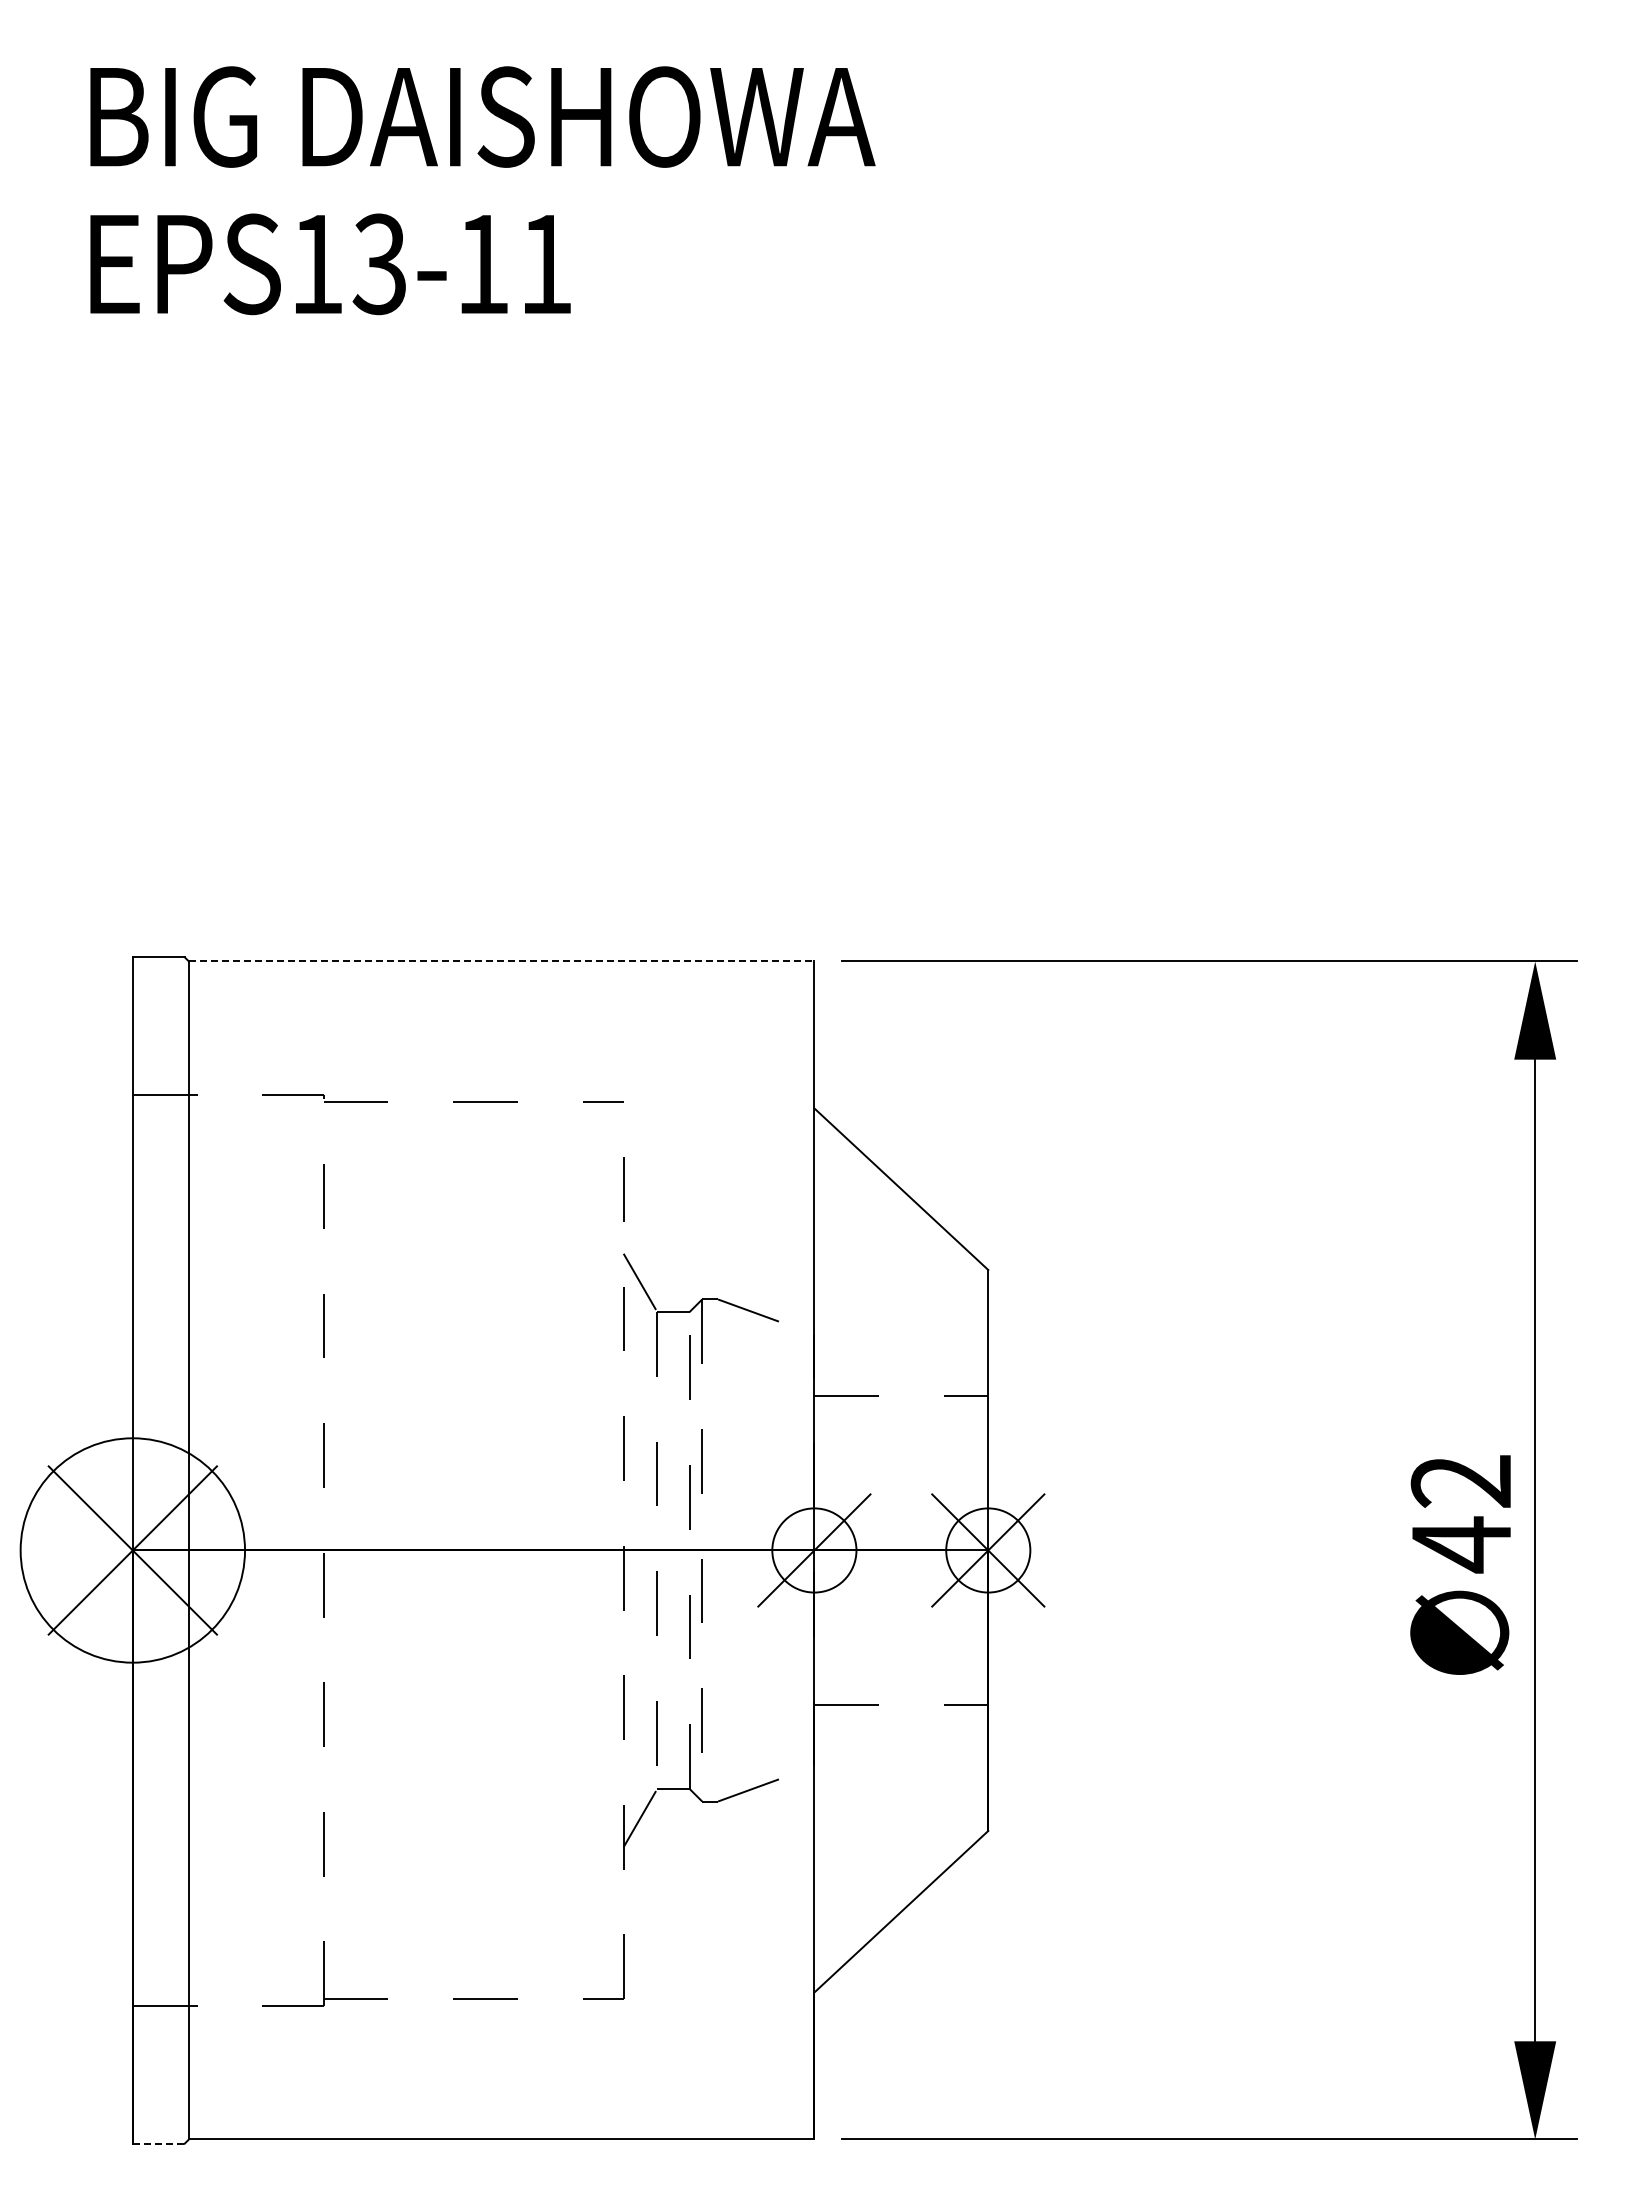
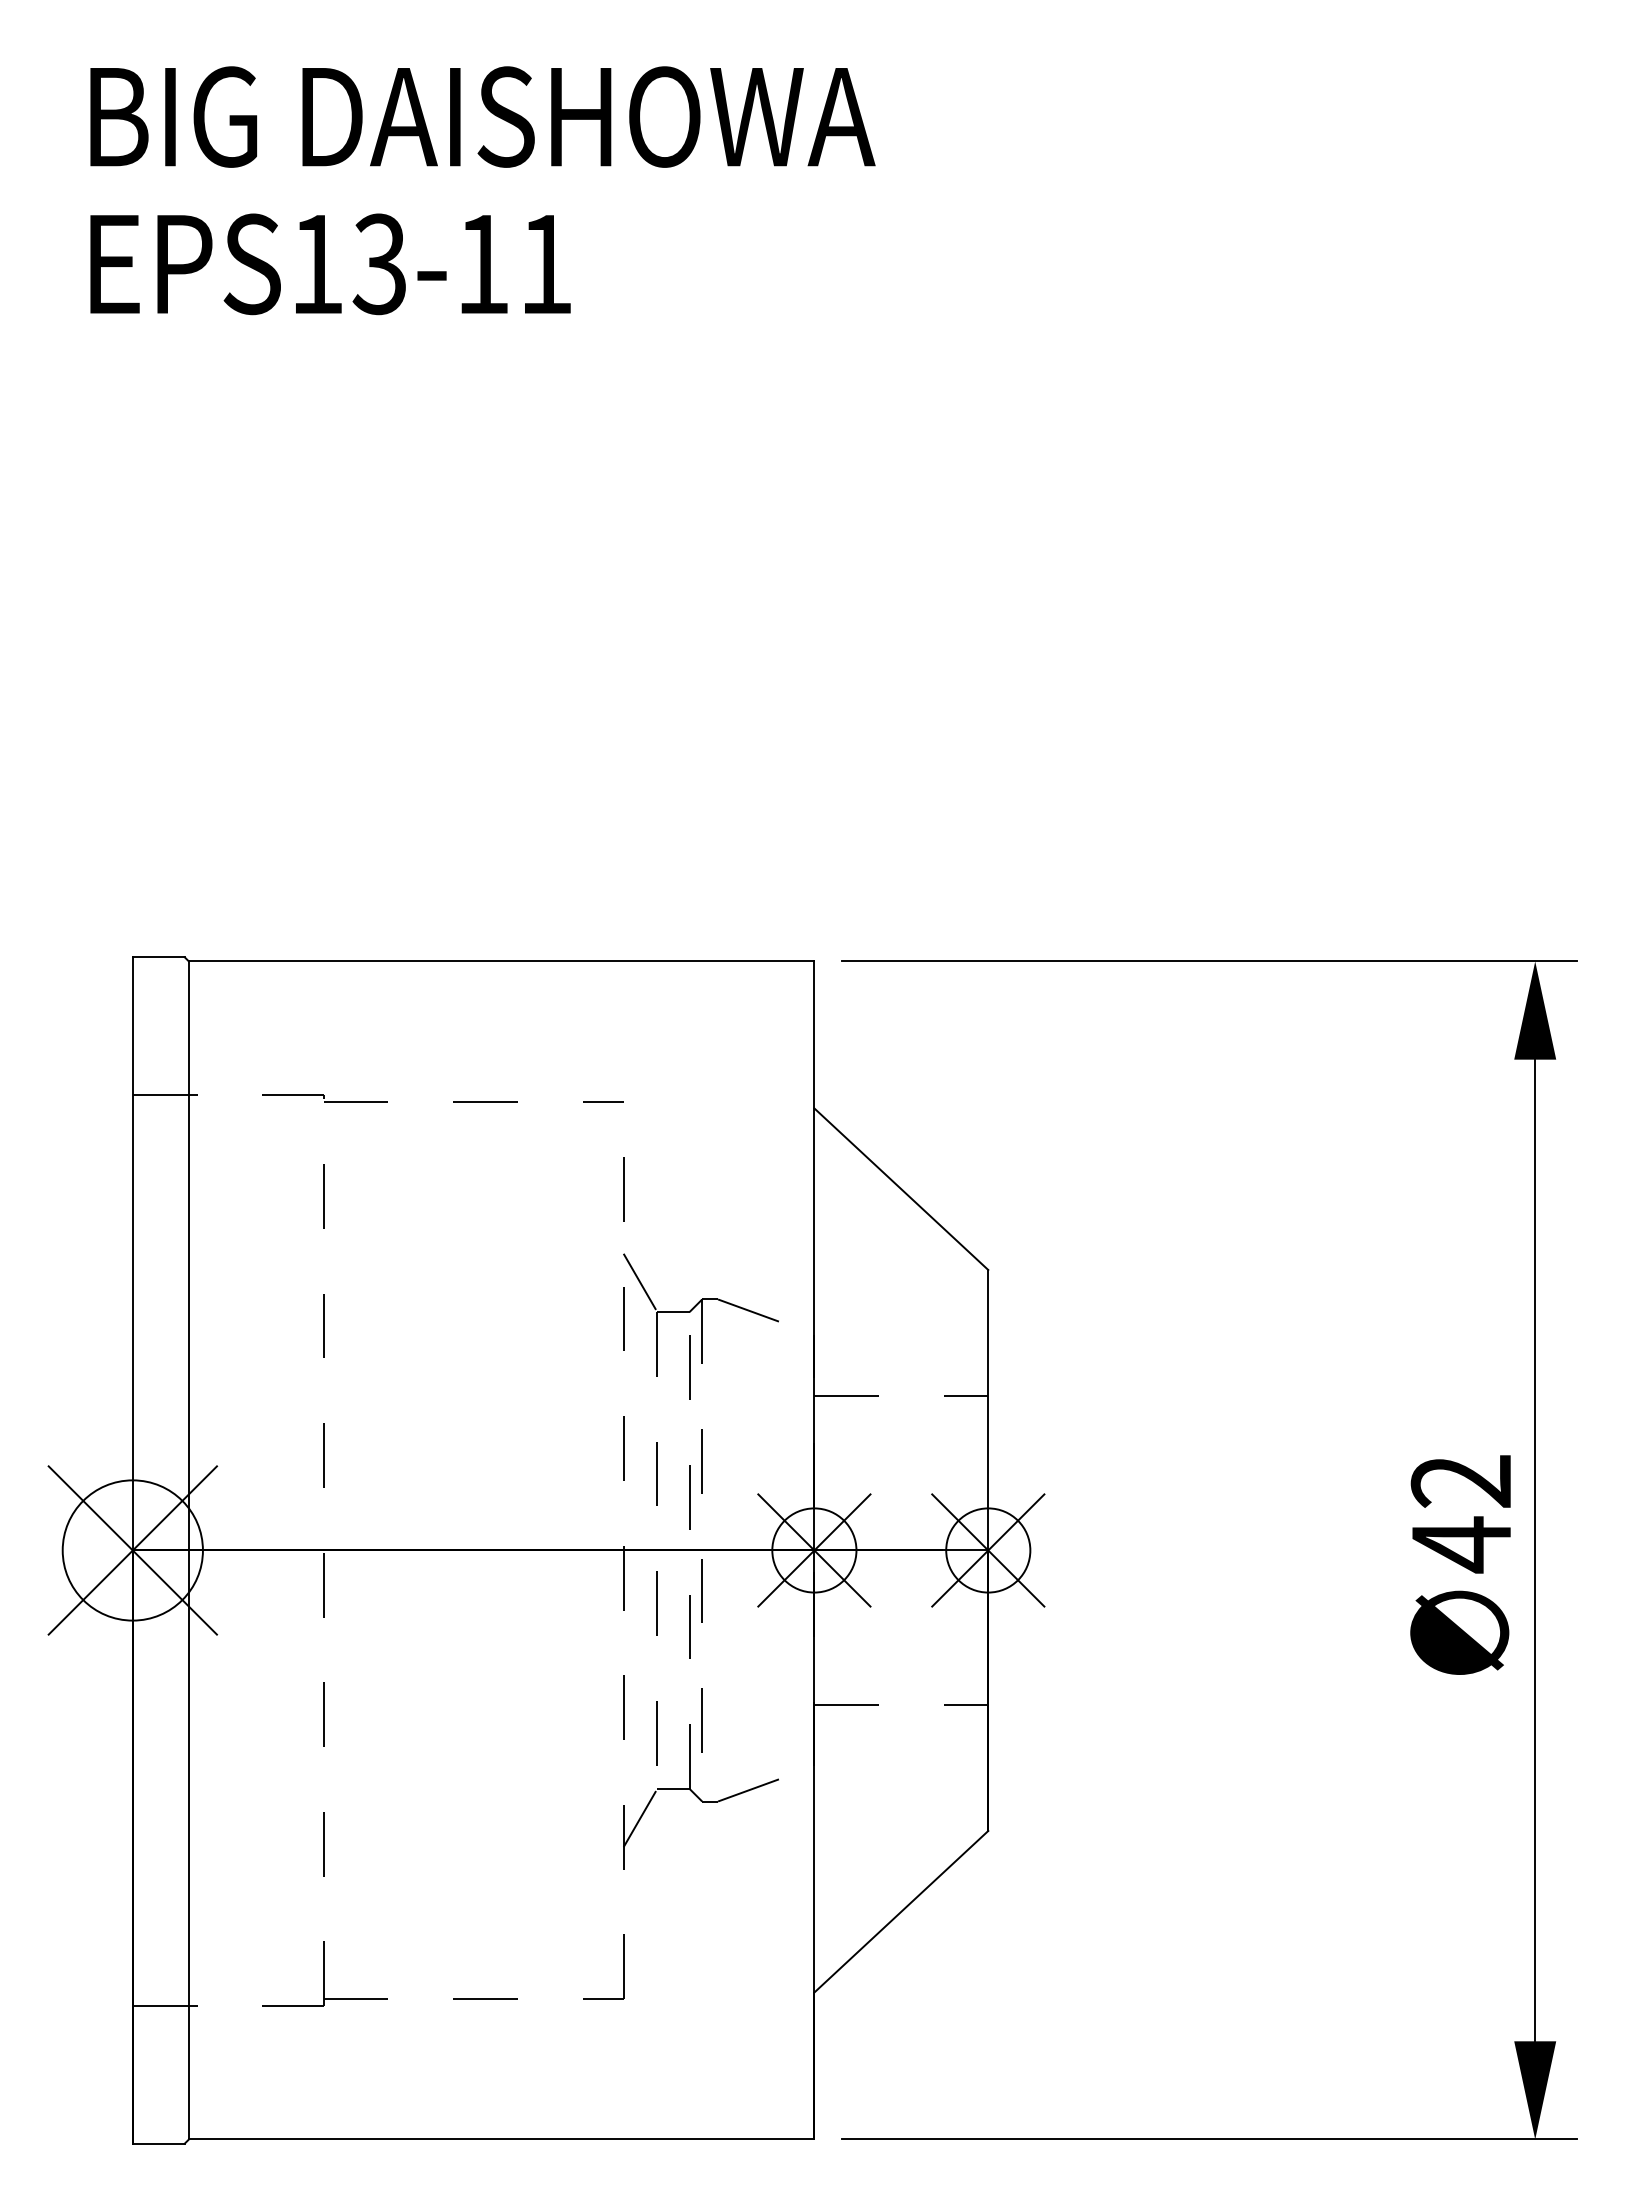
line: dashed -> solid (501, 961)
circle diameter: 224 px -> 140 px (132, 1550)
line: none -> present (814, 1550)
line: dashed -> solid (158, 2143)
